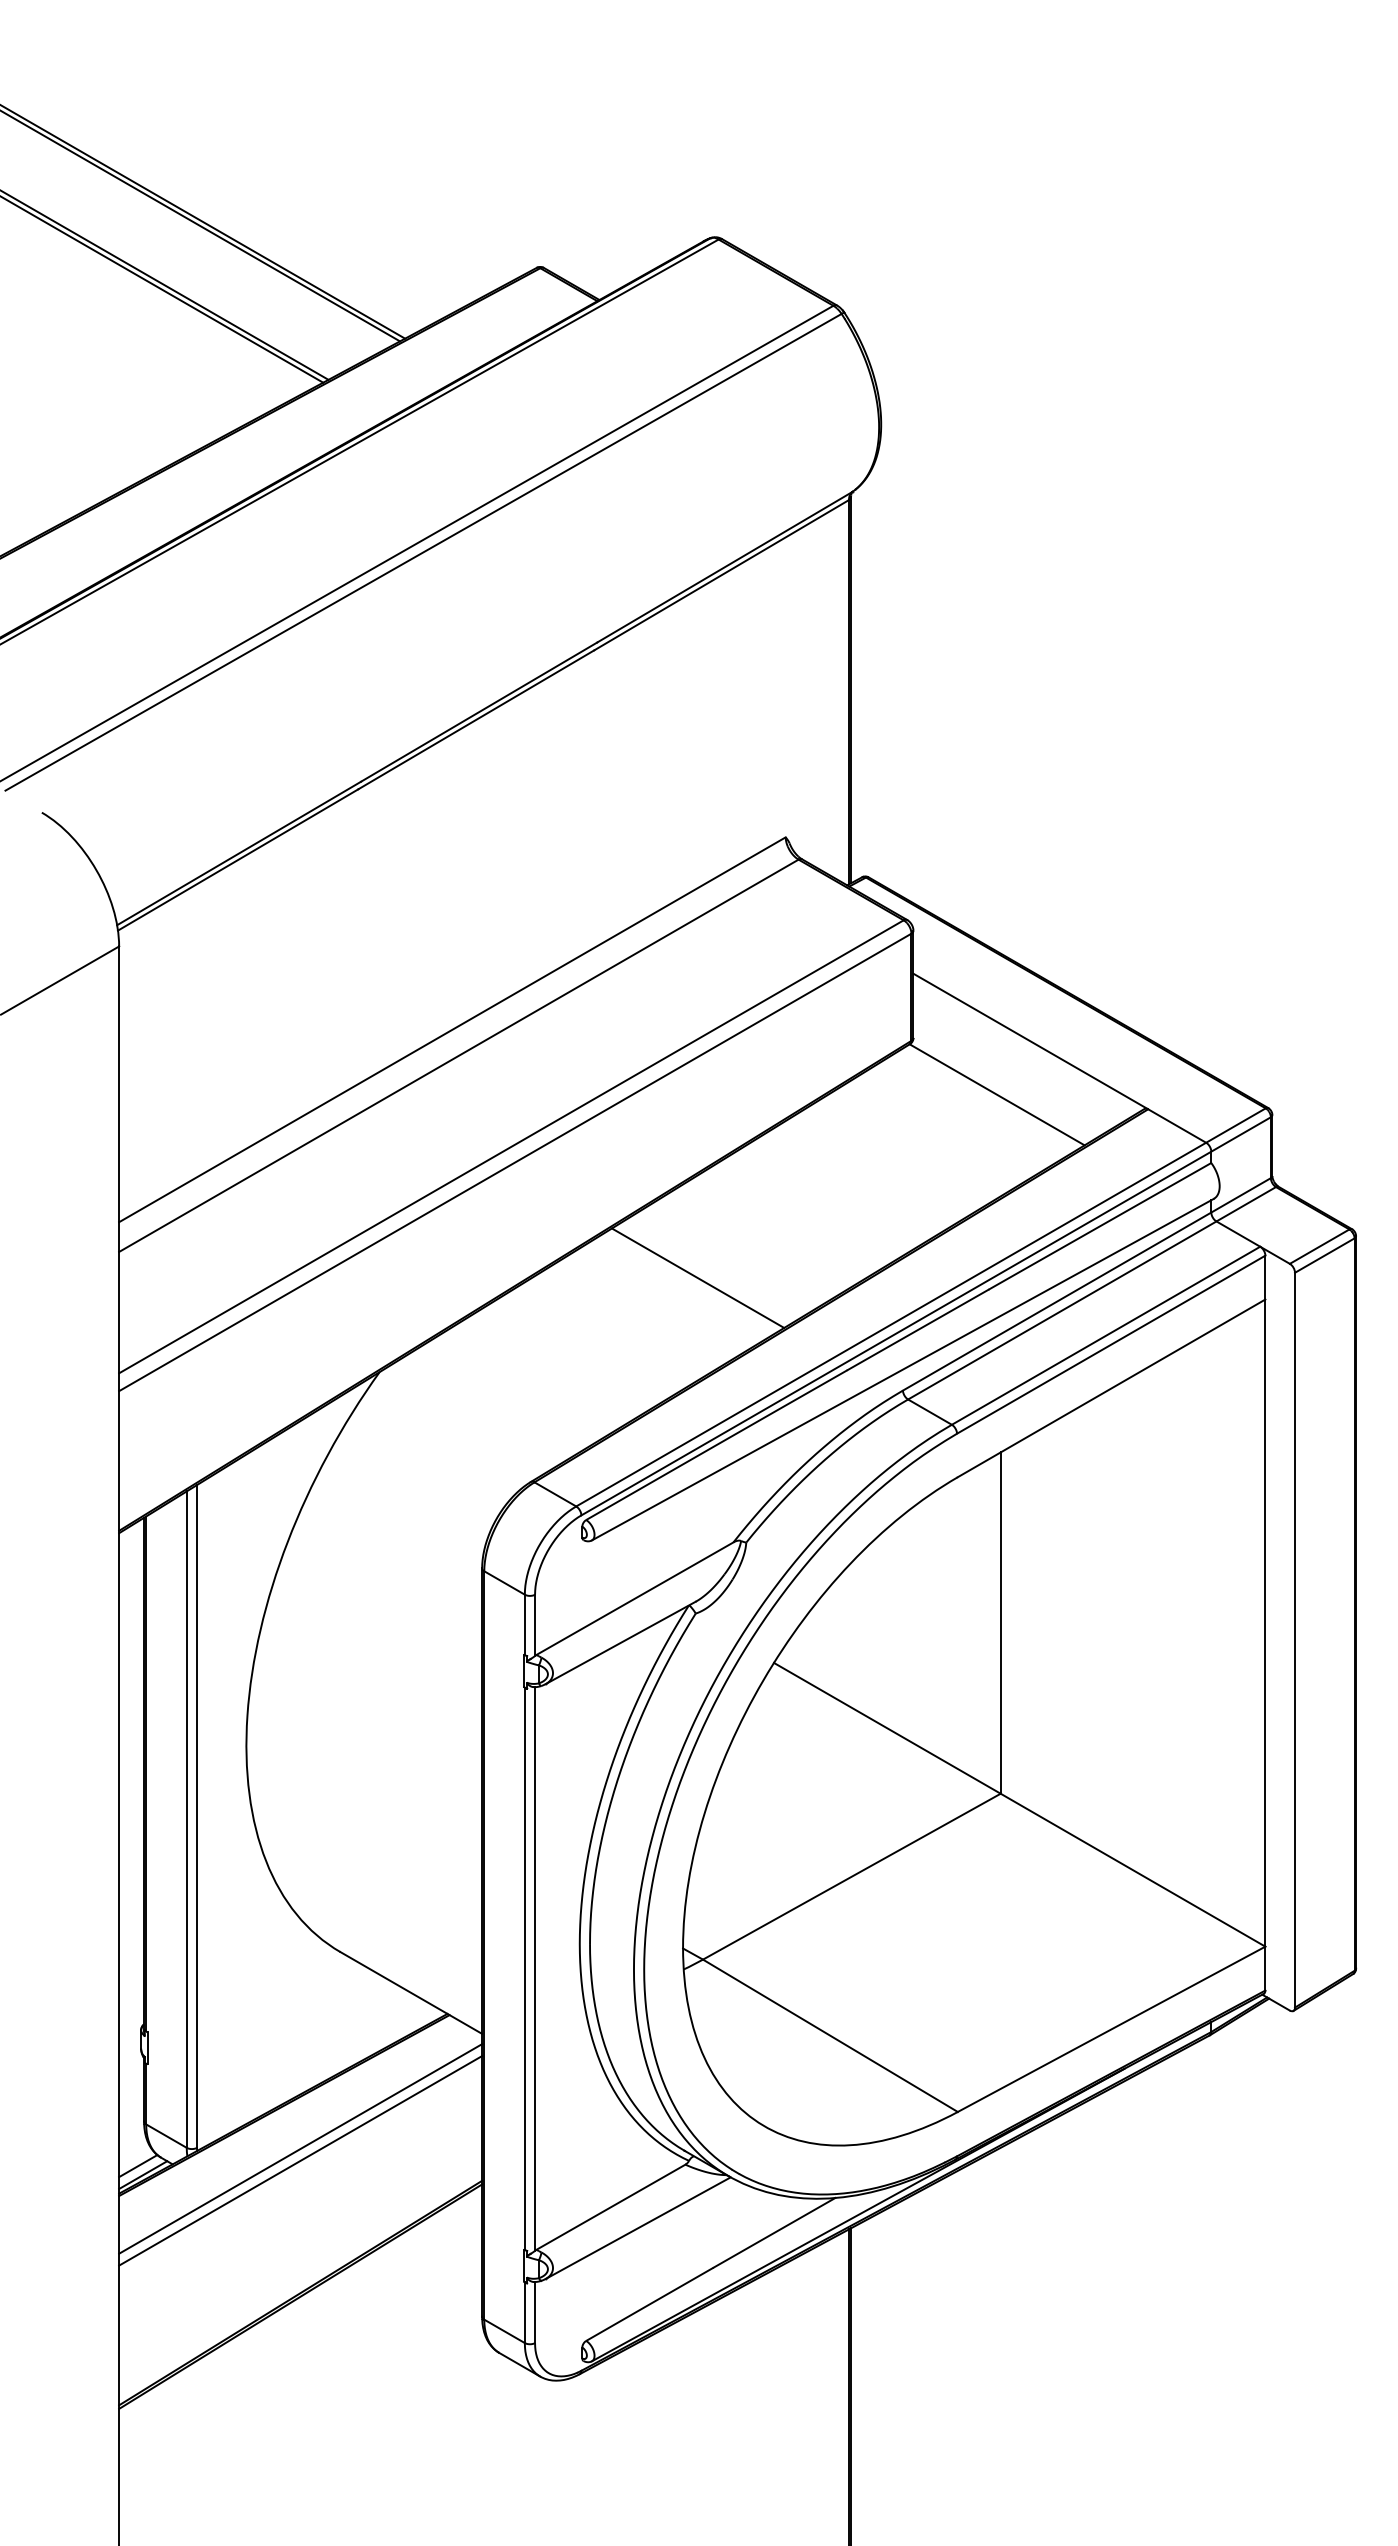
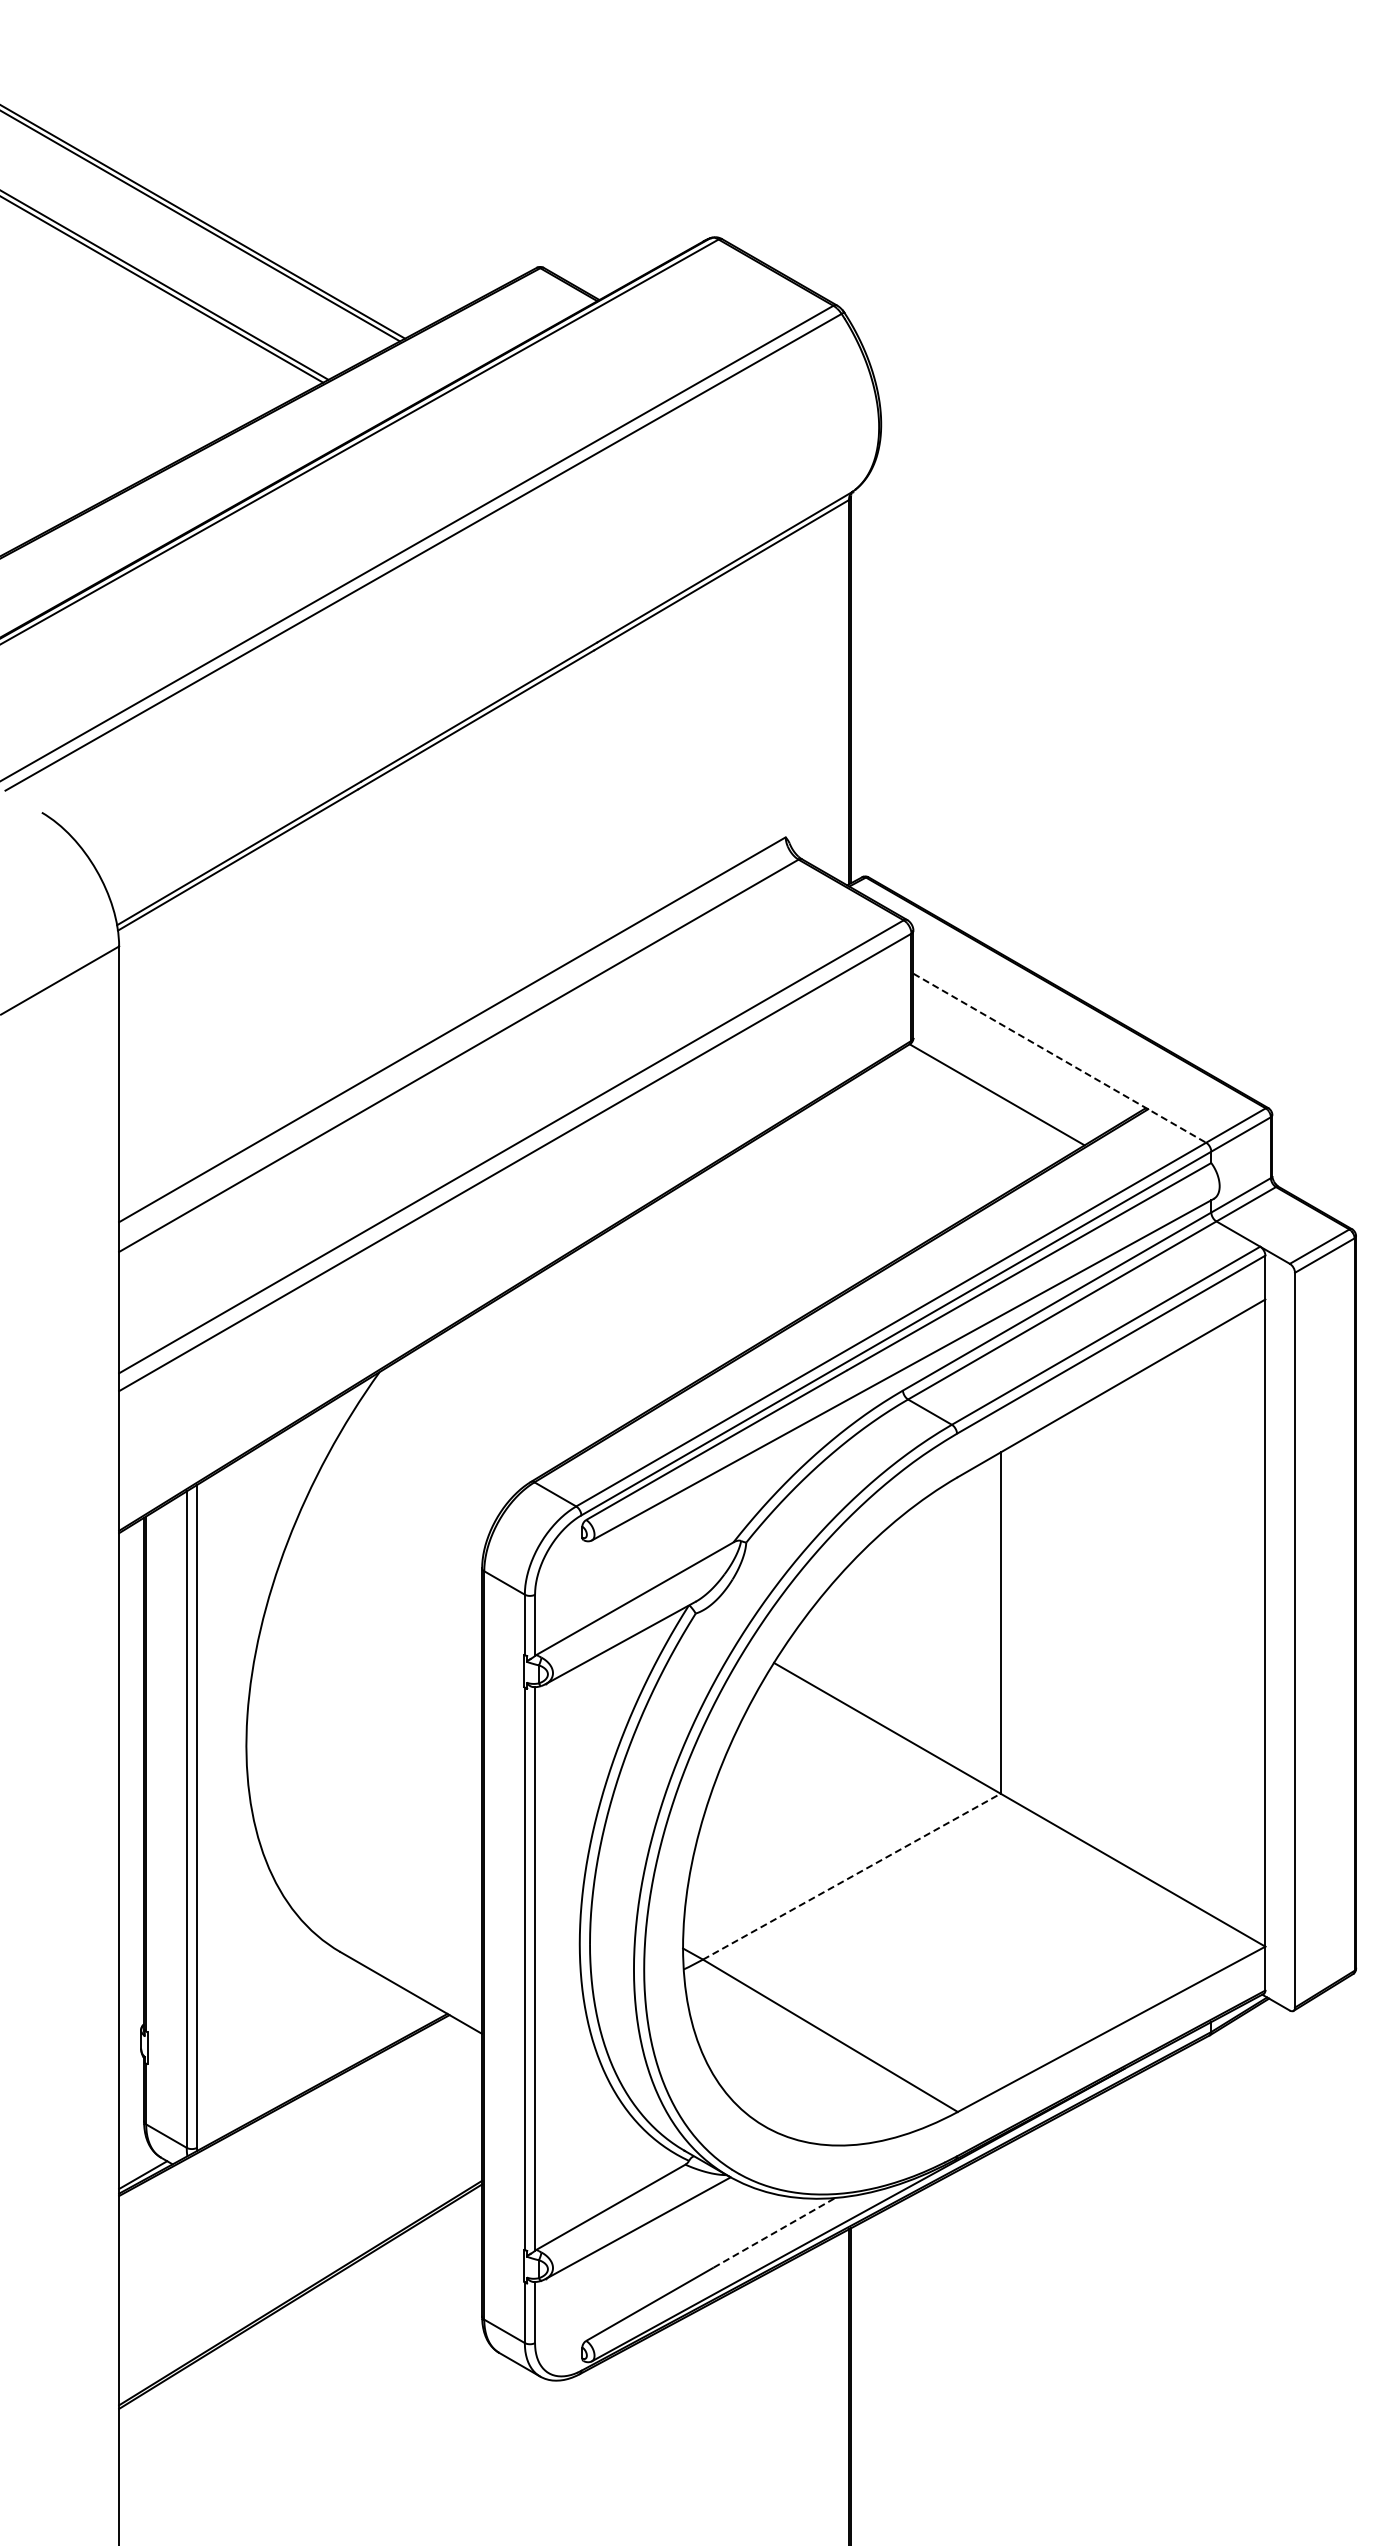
line: solid -> dashed (1059, 1058)
line: present -> none (697, 1277)
line: solid -> dashed (852, 1876)
line: present -> none (300, 2148)
line: present -> none (300, 2160)
line: present -> none (138, 2166)
line: solid -> dashed (775, 2232)
